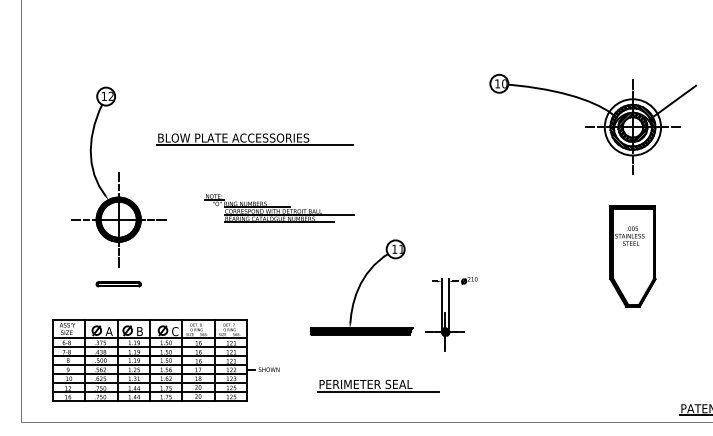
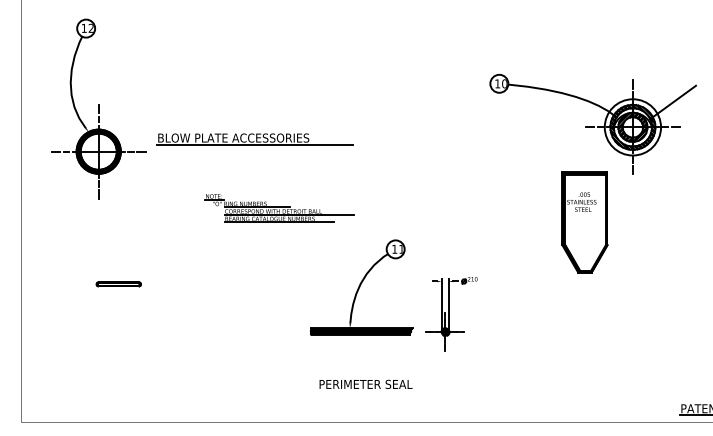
part position: (118, 176) -> (98, 108) (98, 108)
part position: (632, 256) -> (584, 222) (584, 222)
part: present -> none (165, 360)
line: present -> none (378, 391)
